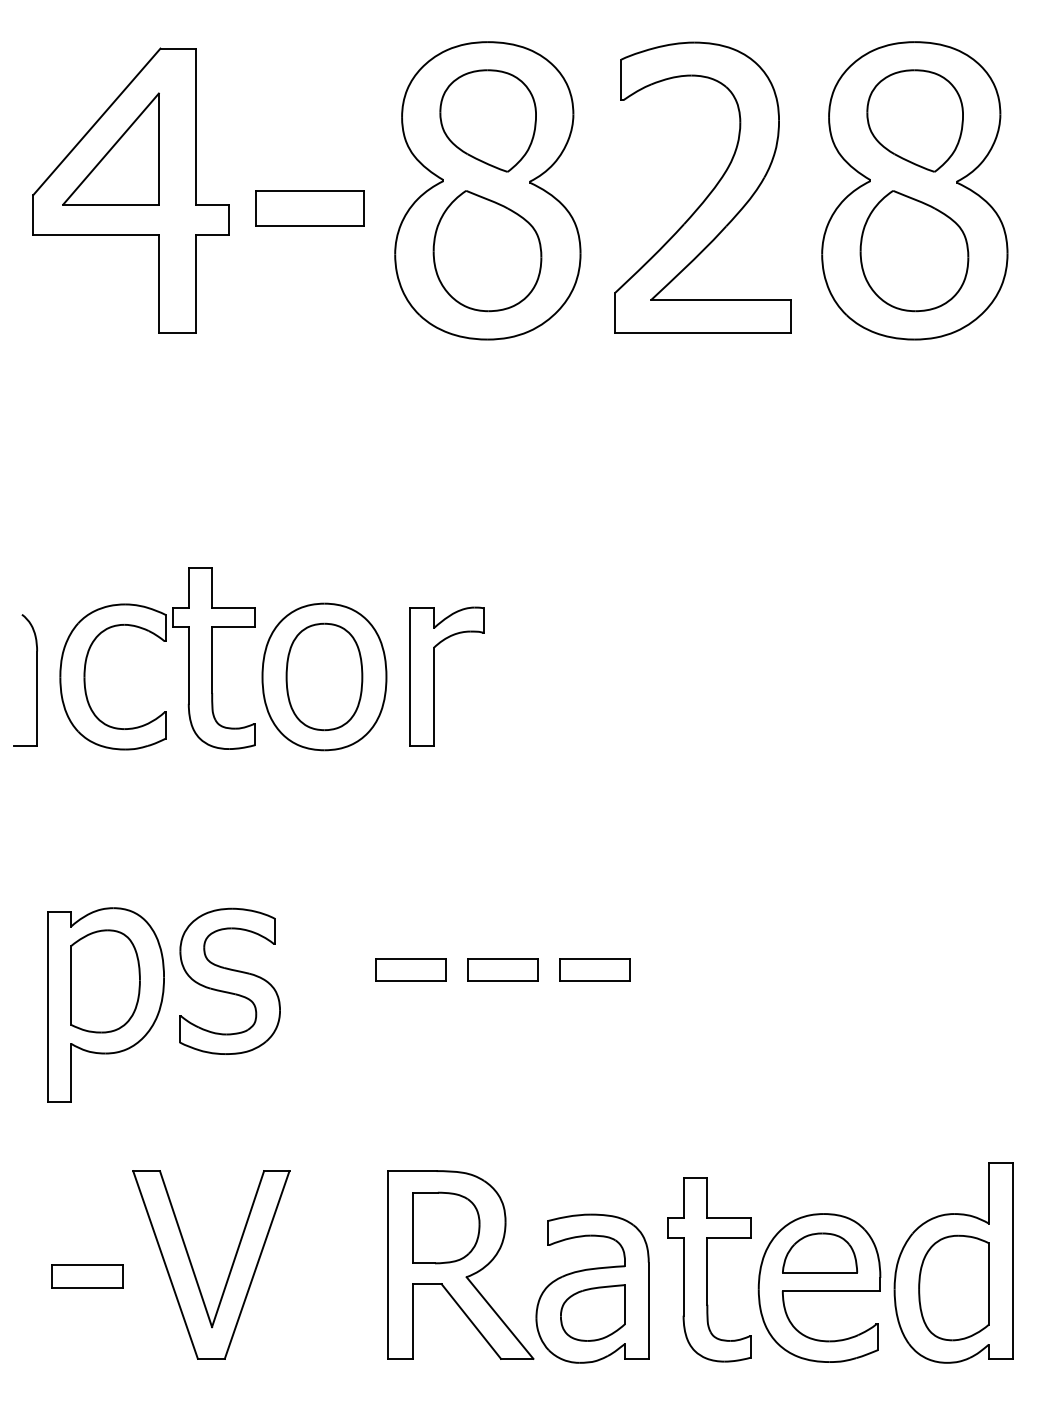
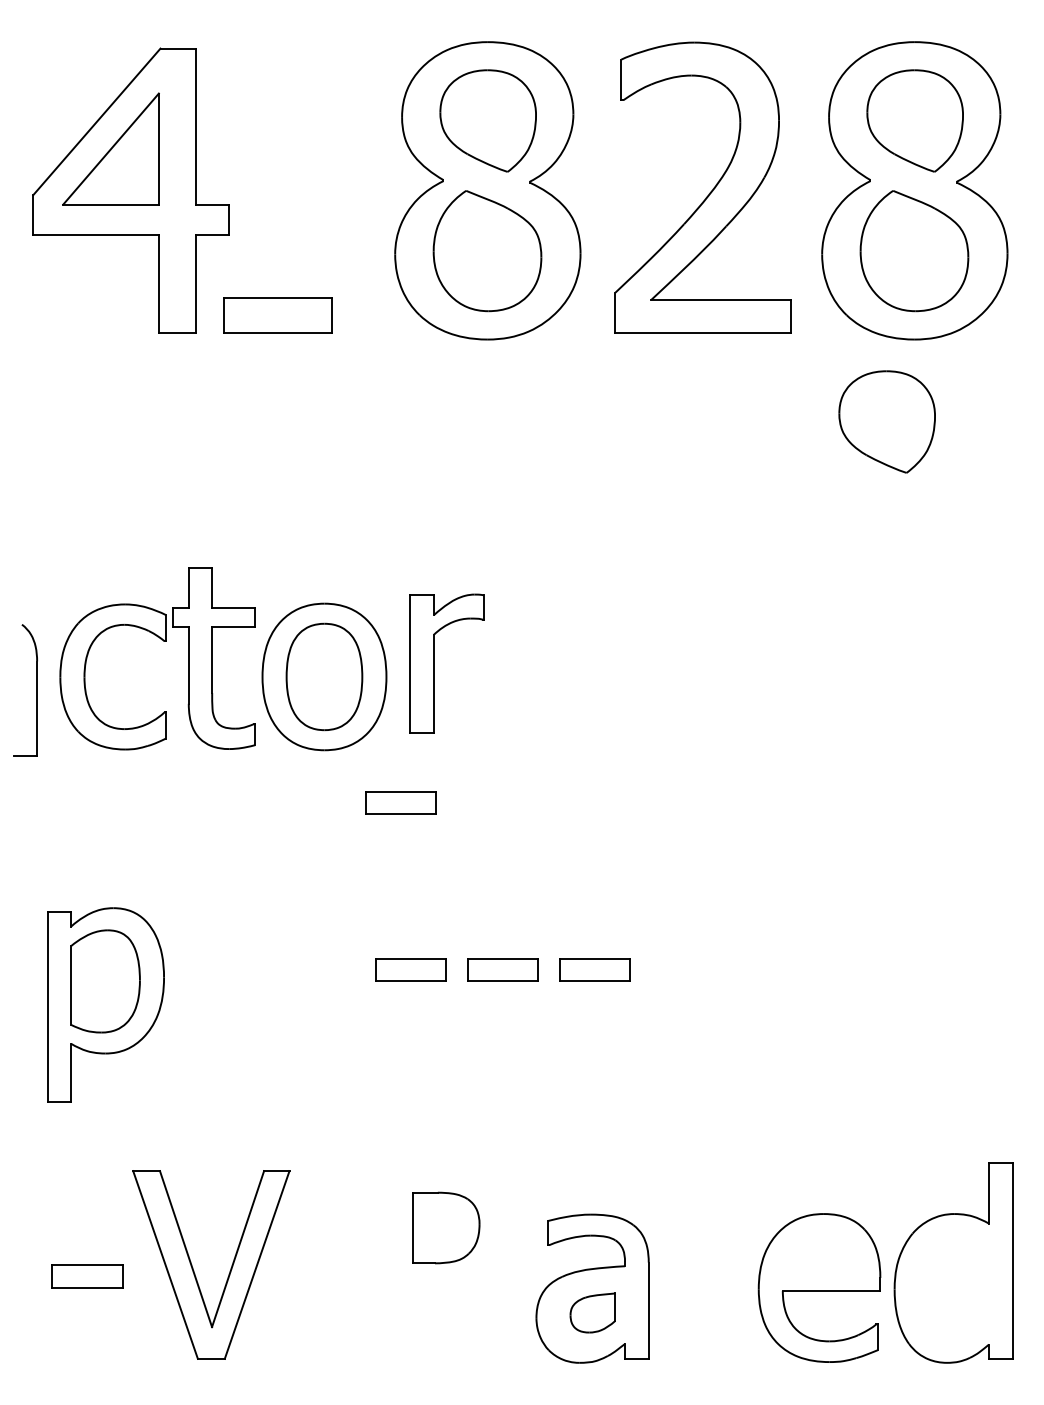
part position: (309, 208) -> (277, 315) (277, 315)
part: none -> present (886, 421)
part position: (434, 676) -> (434, 663) (434, 663)
part position: (36, 680) -> (36, 690) (36, 690)
part: none -> present (400, 802)
part: present -> none (229, 980)
part: present -> none (820, 1252)
part: present -> none (460, 1264)
part: present -> none (709, 1269)
part: present -> none (953, 1287)
part size: 66x58 px -> 47x42 px (592, 1312)
